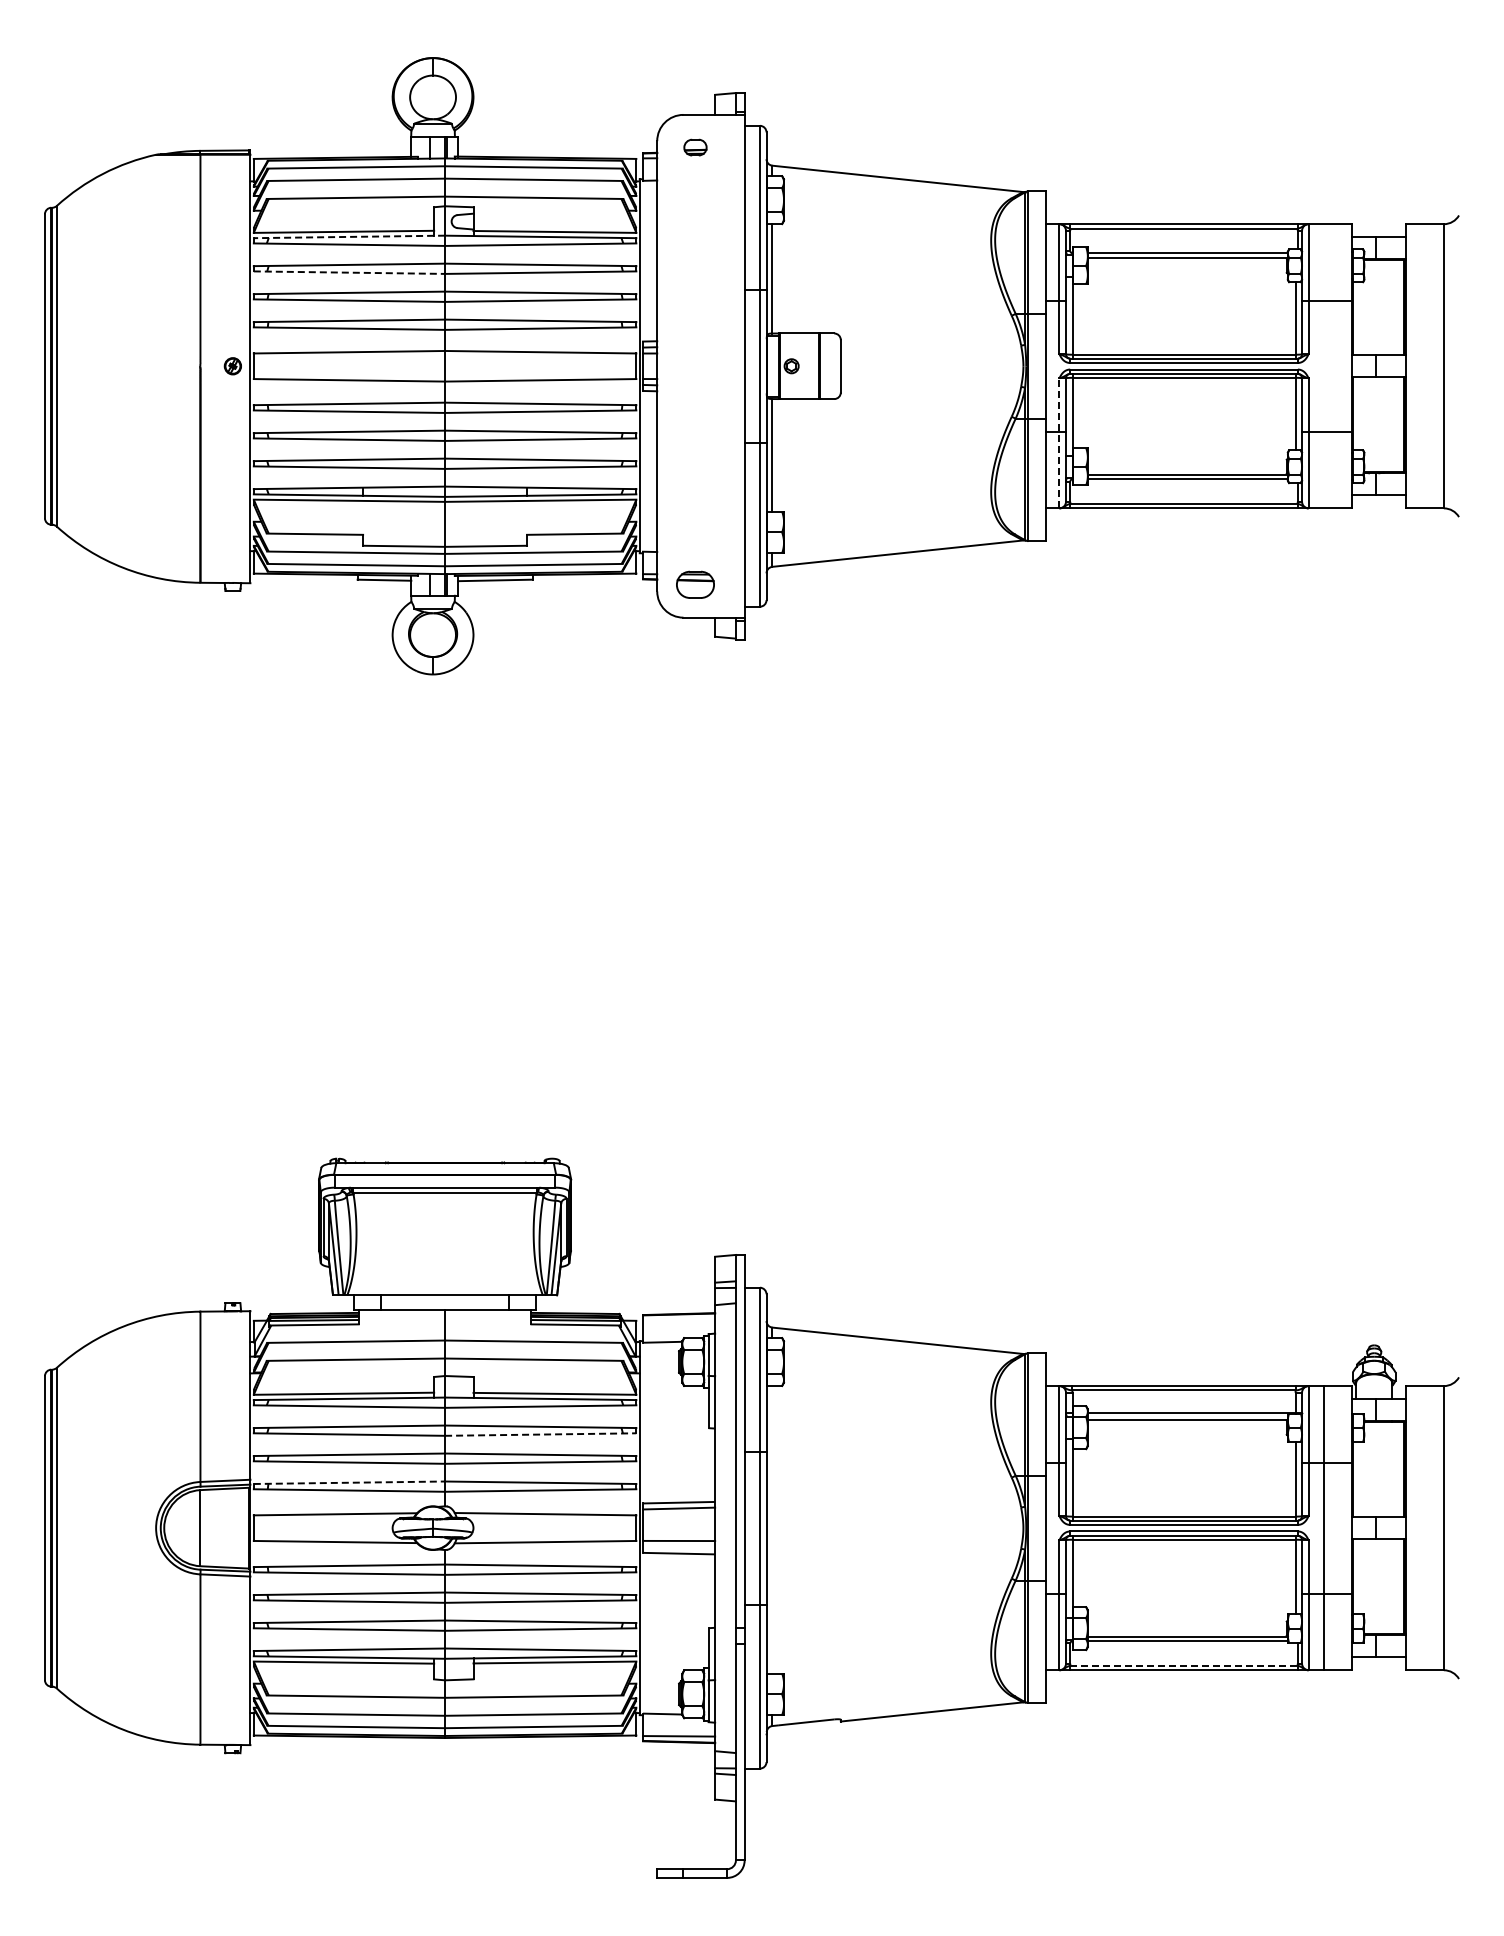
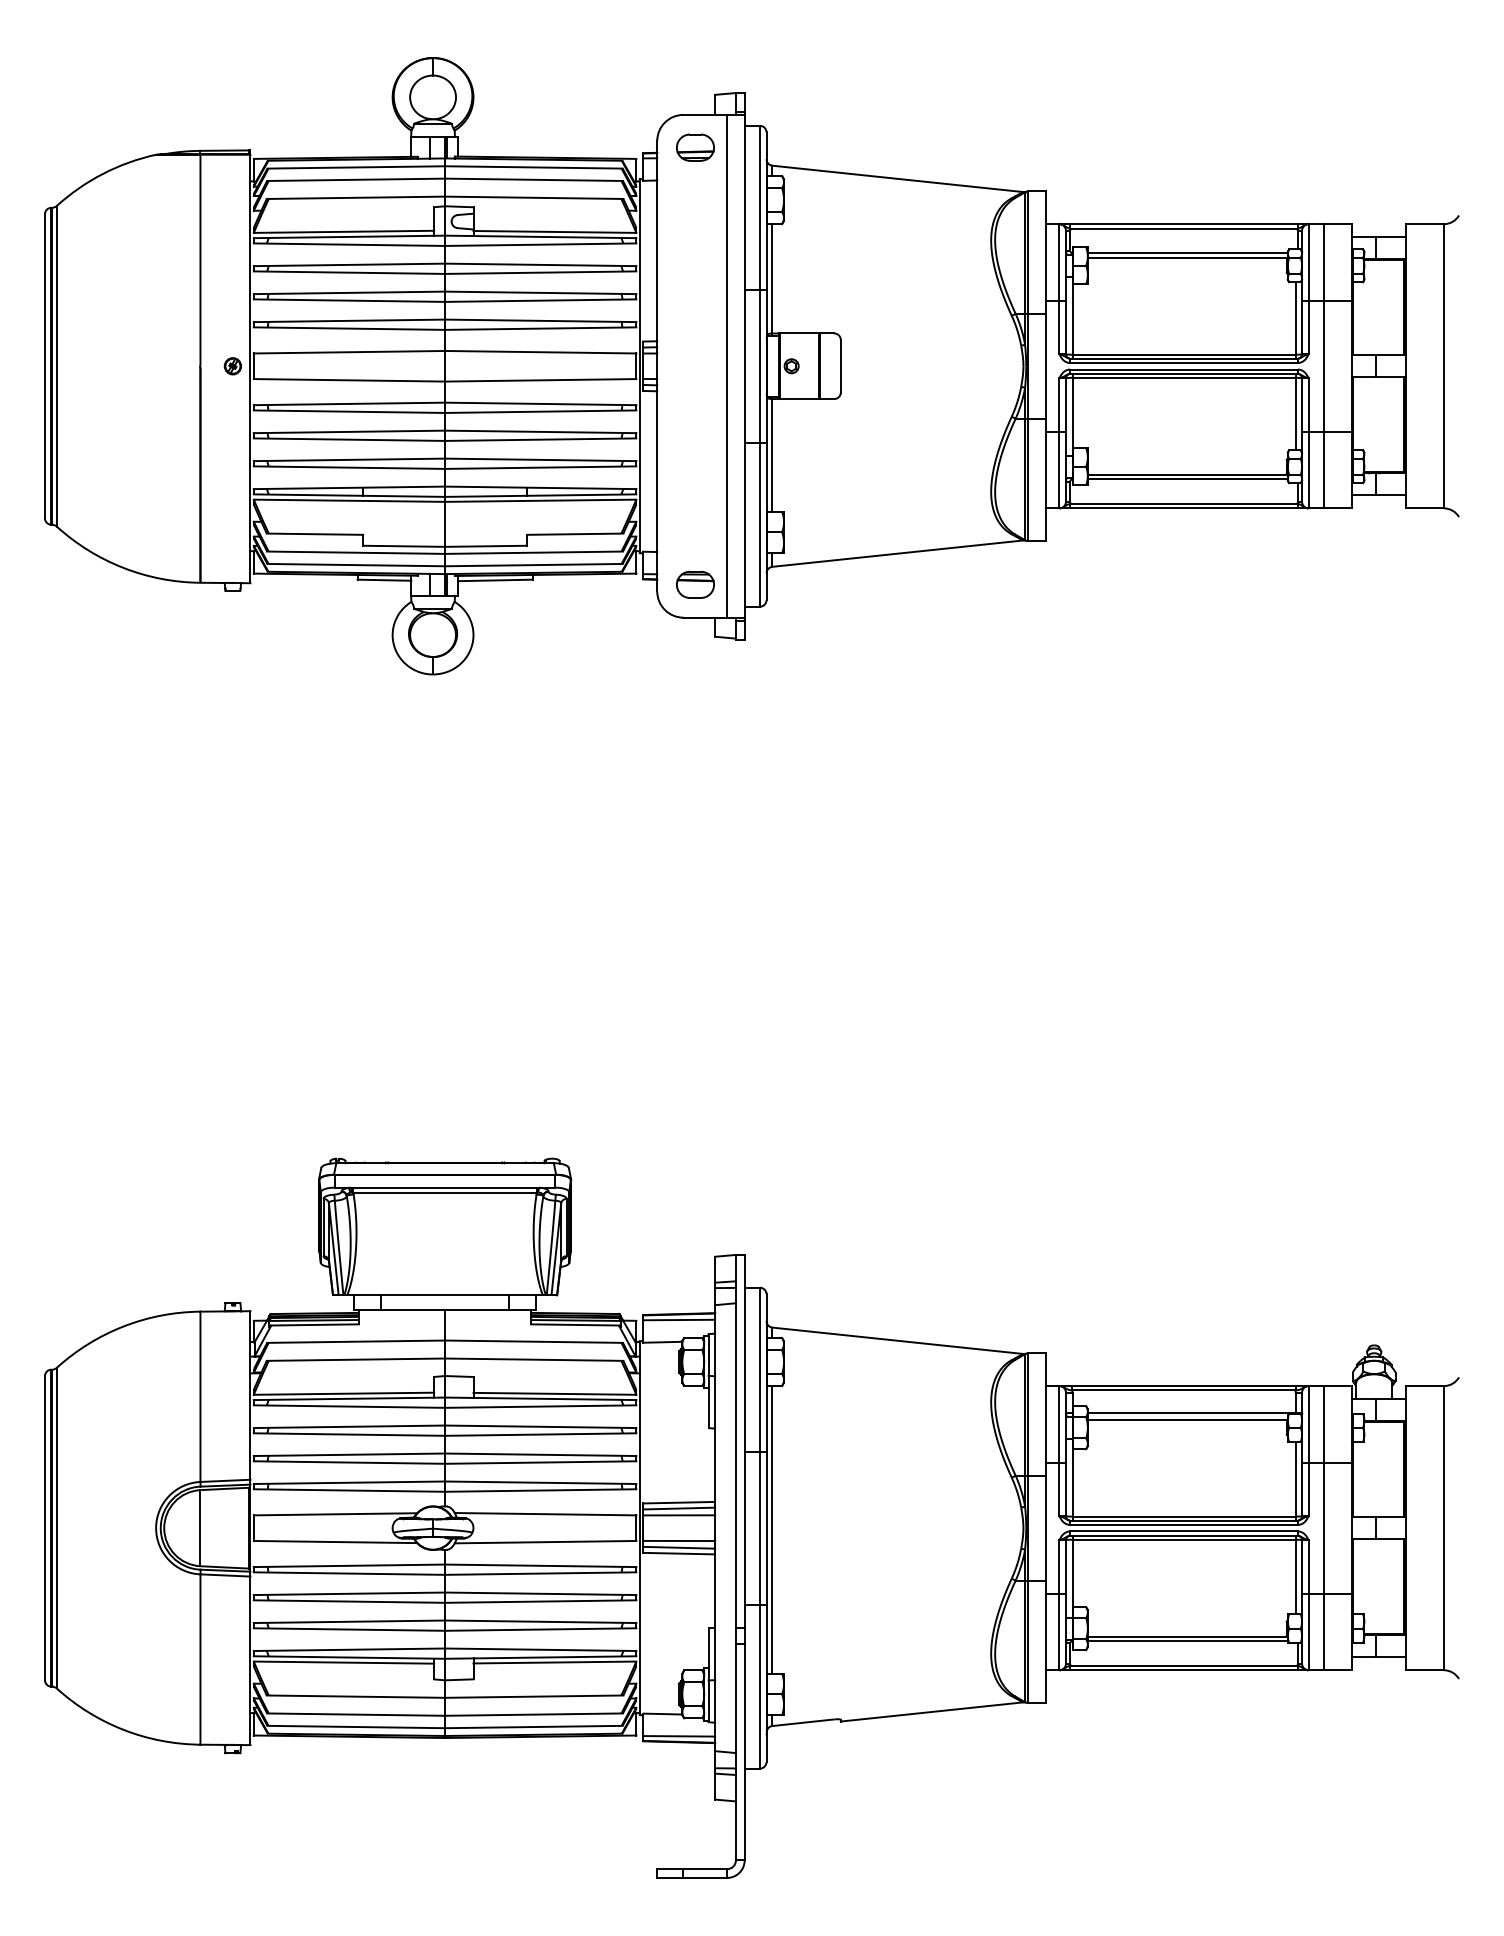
part size: 25x19 px -> 39x29 px (695, 147)
line: dashed -> solid (349, 236)
line: dashed -> solid (349, 272)
line: none -> present (727, 365)
line: none -> present (1323, 366)
line: dashed -> solid (1059, 442)
line: none -> present (679, 1319)
line: dashed -> solid (540, 1434)
line: dashed -> solid (349, 1482)
line: none -> present (679, 1515)
line: none -> present (772, 1529)
line: none -> present (679, 1547)
line: dashed -> solid (1184, 1665)
